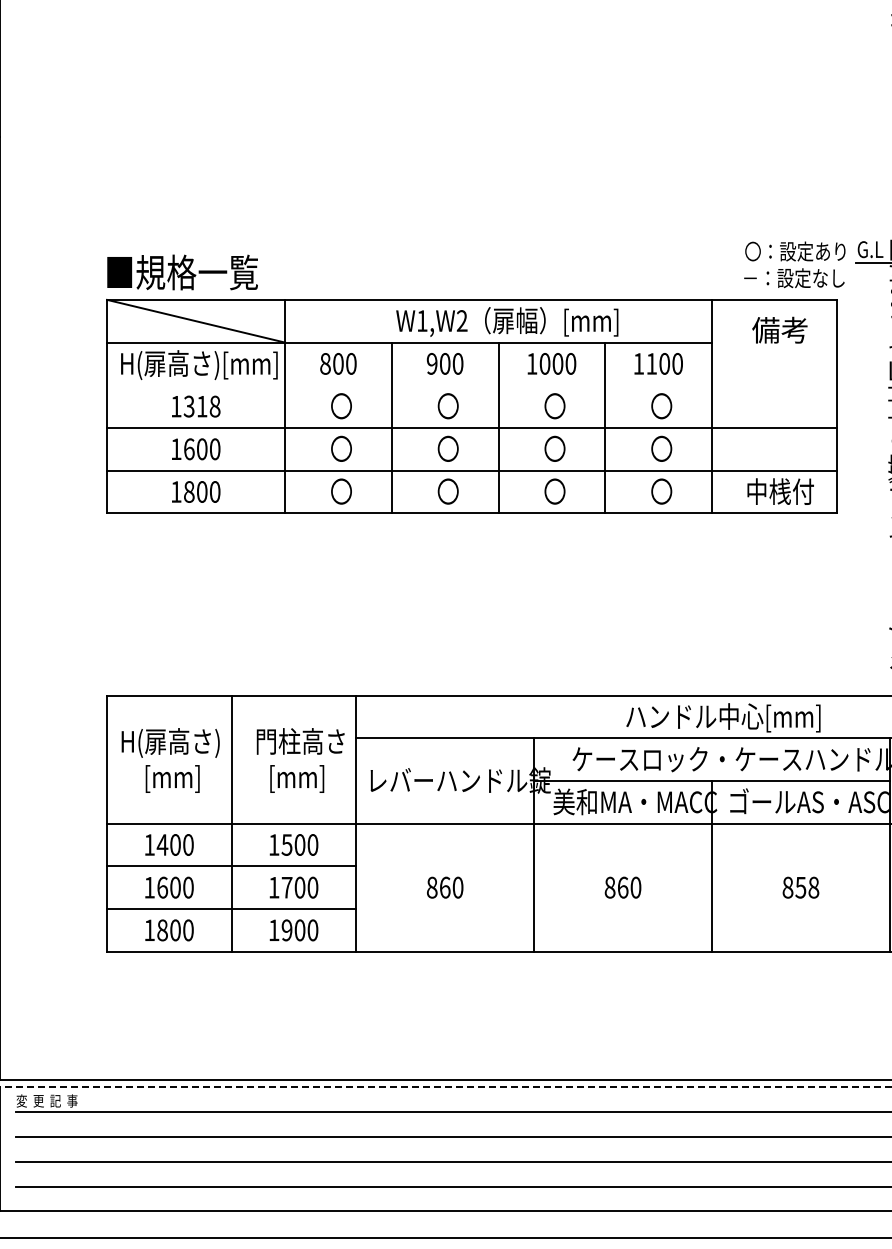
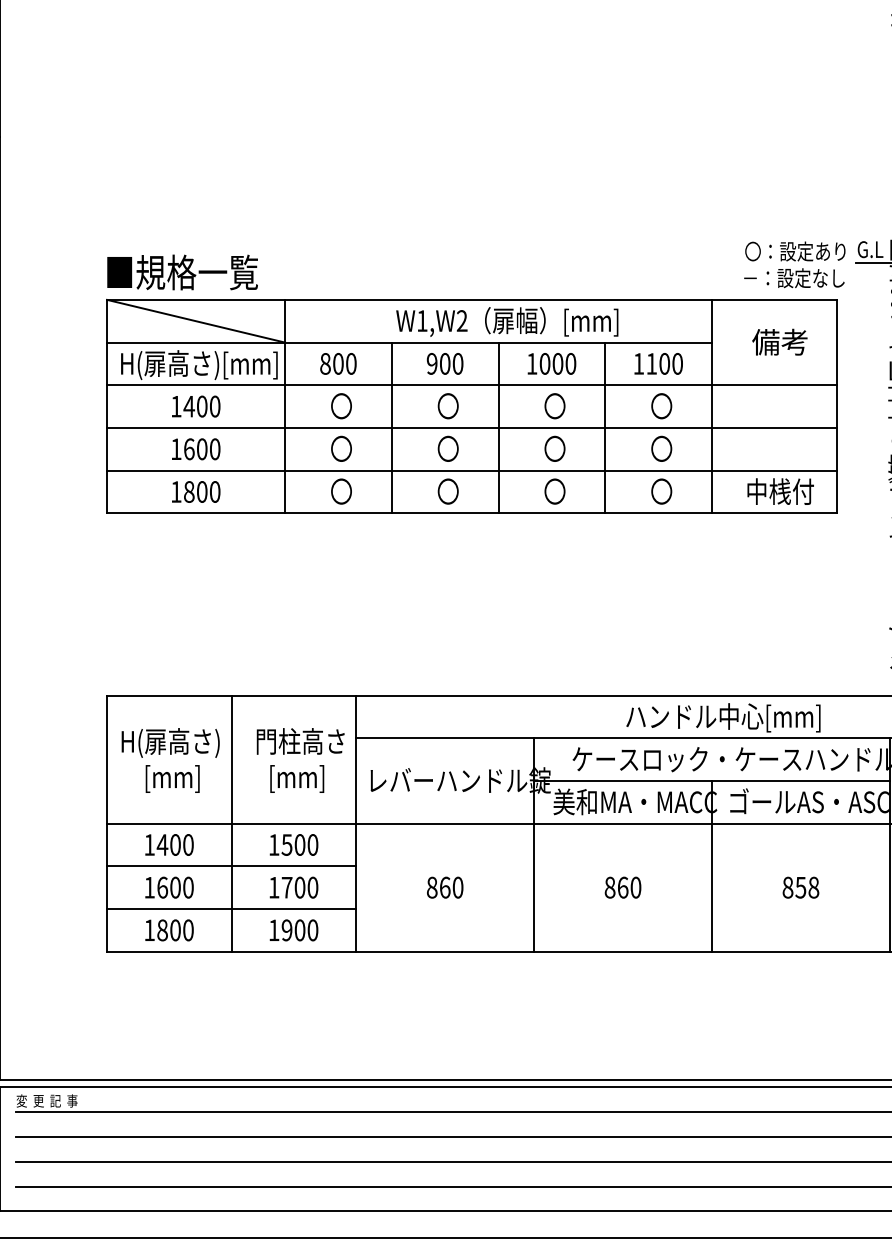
text position: (779, 329) -> (779, 341) (779, 341)
line: none -> present (471, 385)
text: 1318 -> 1400 (201, 406)
line: dashed -> solid (445, 1086)
